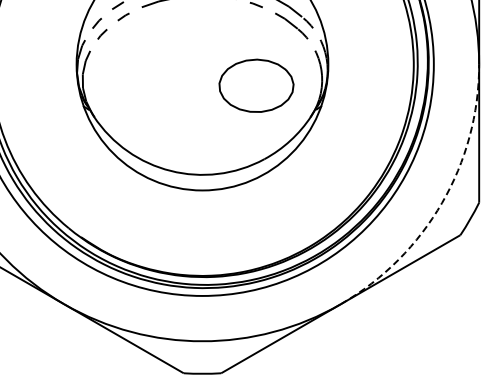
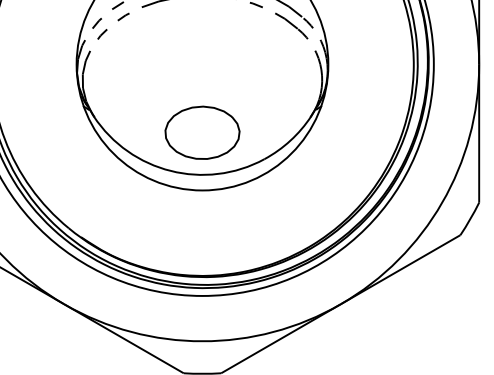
part position: (256, 85) -> (202, 132) (202, 132)
arc: dashed -> solid (442, 202)
